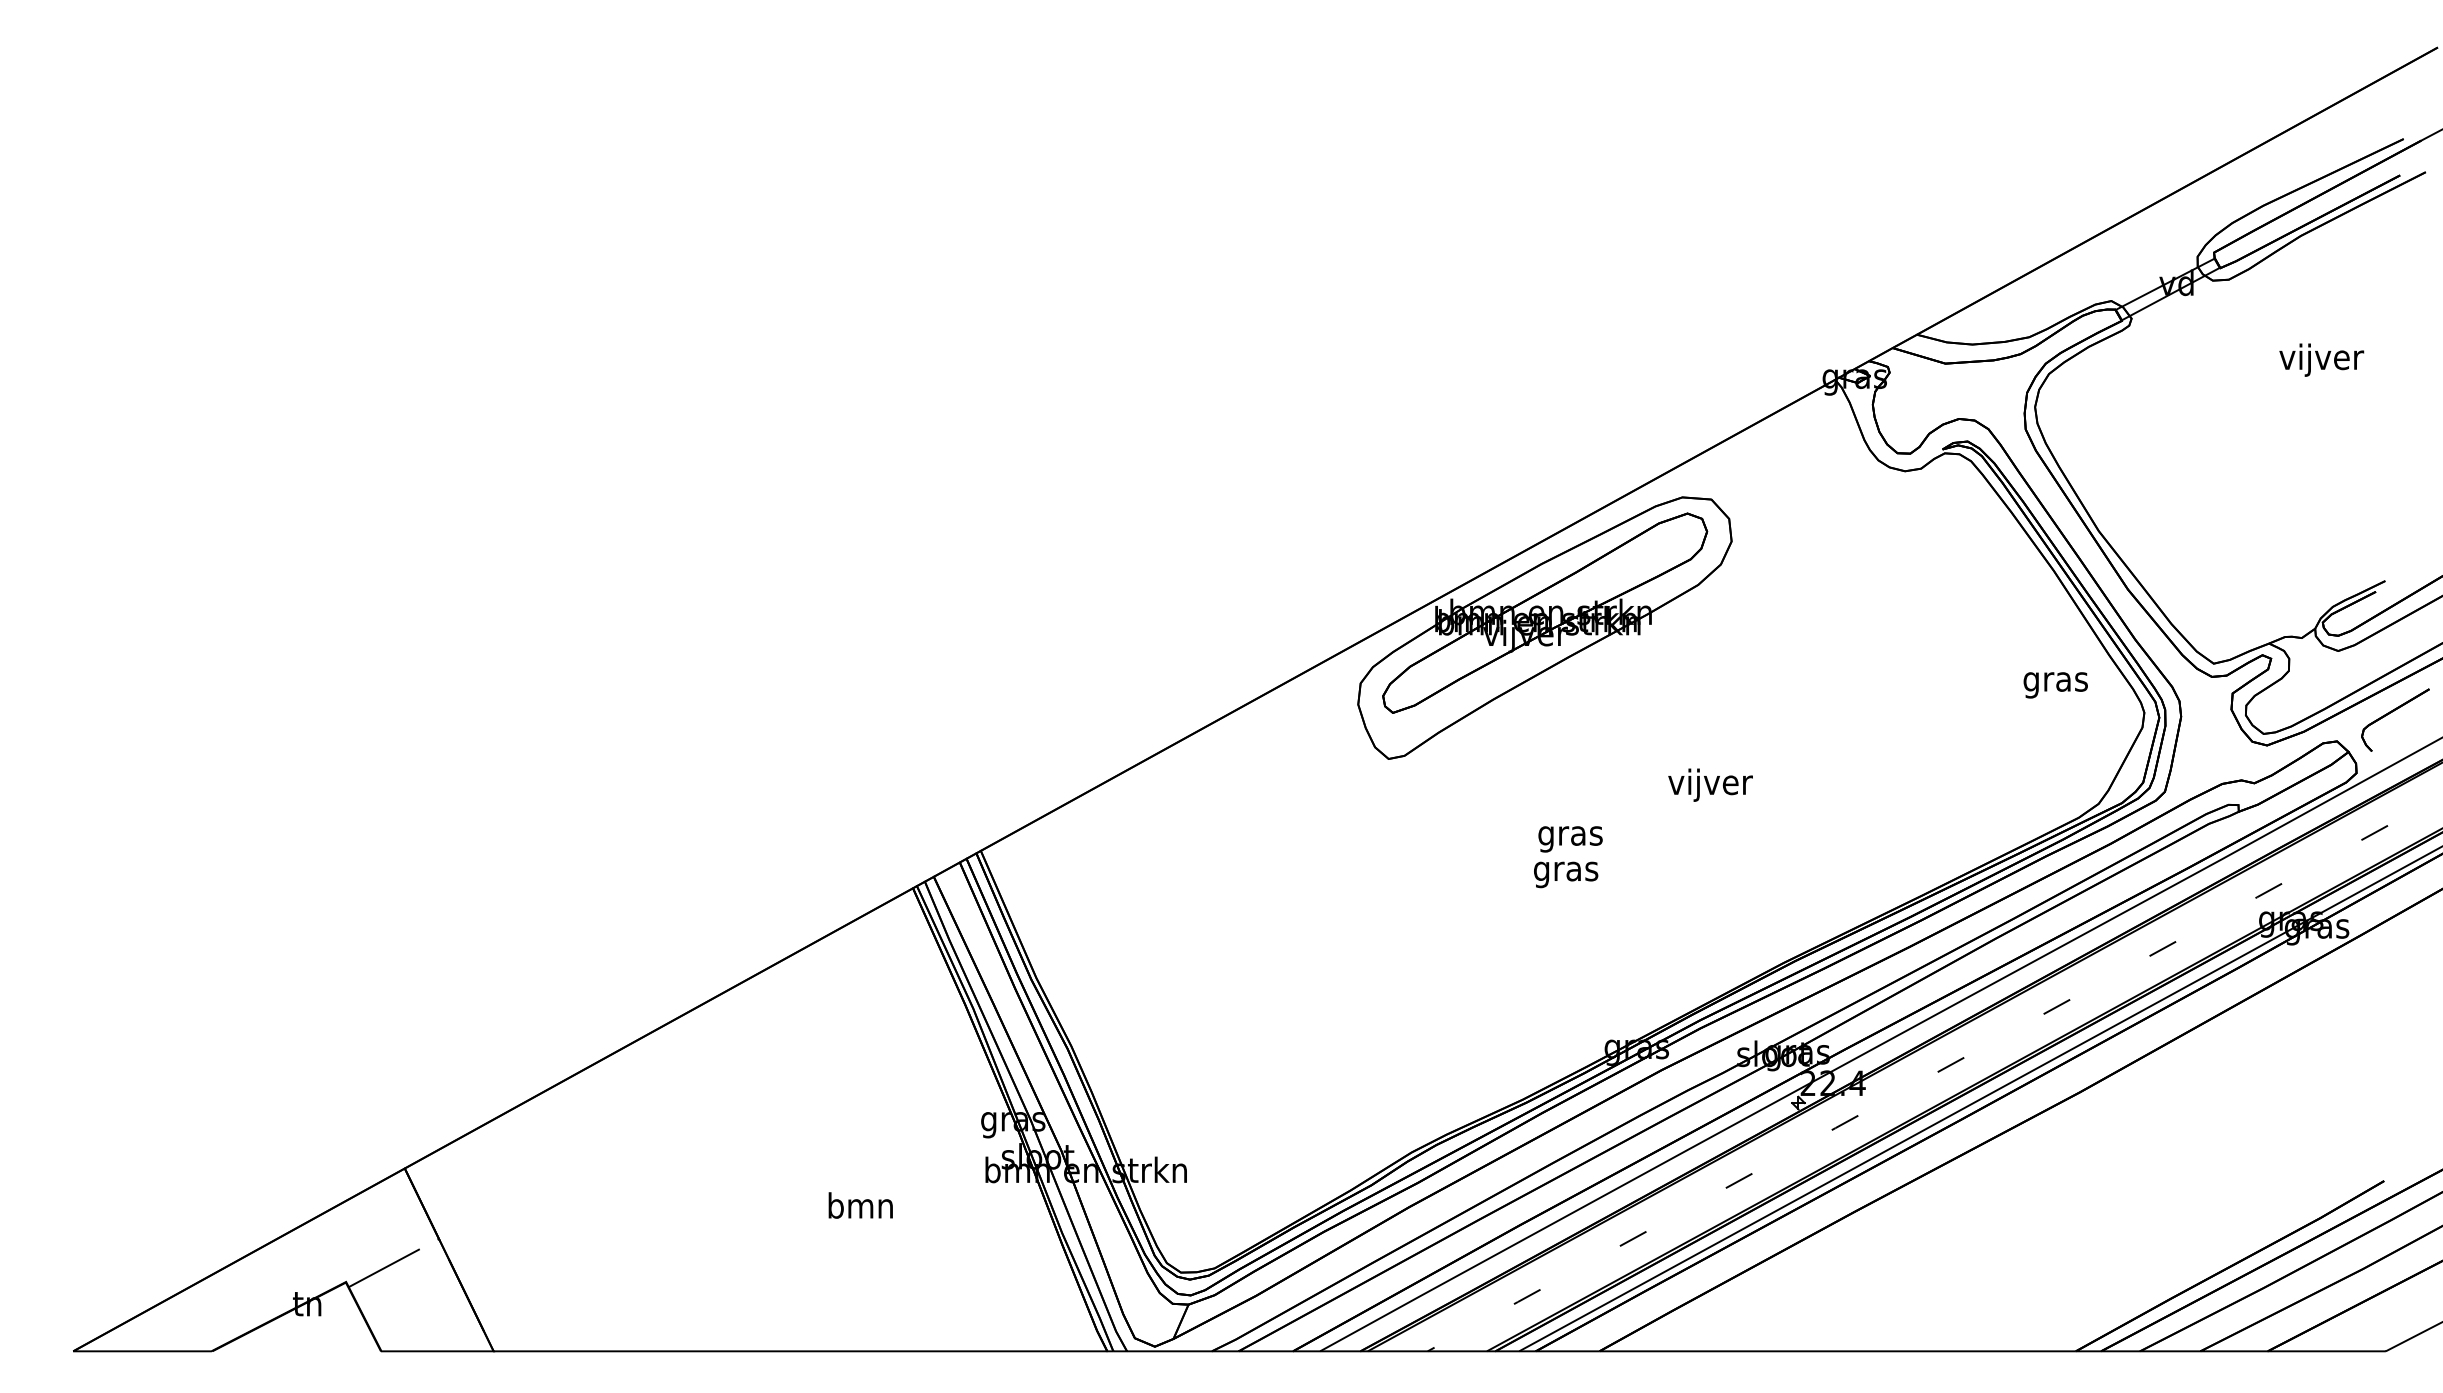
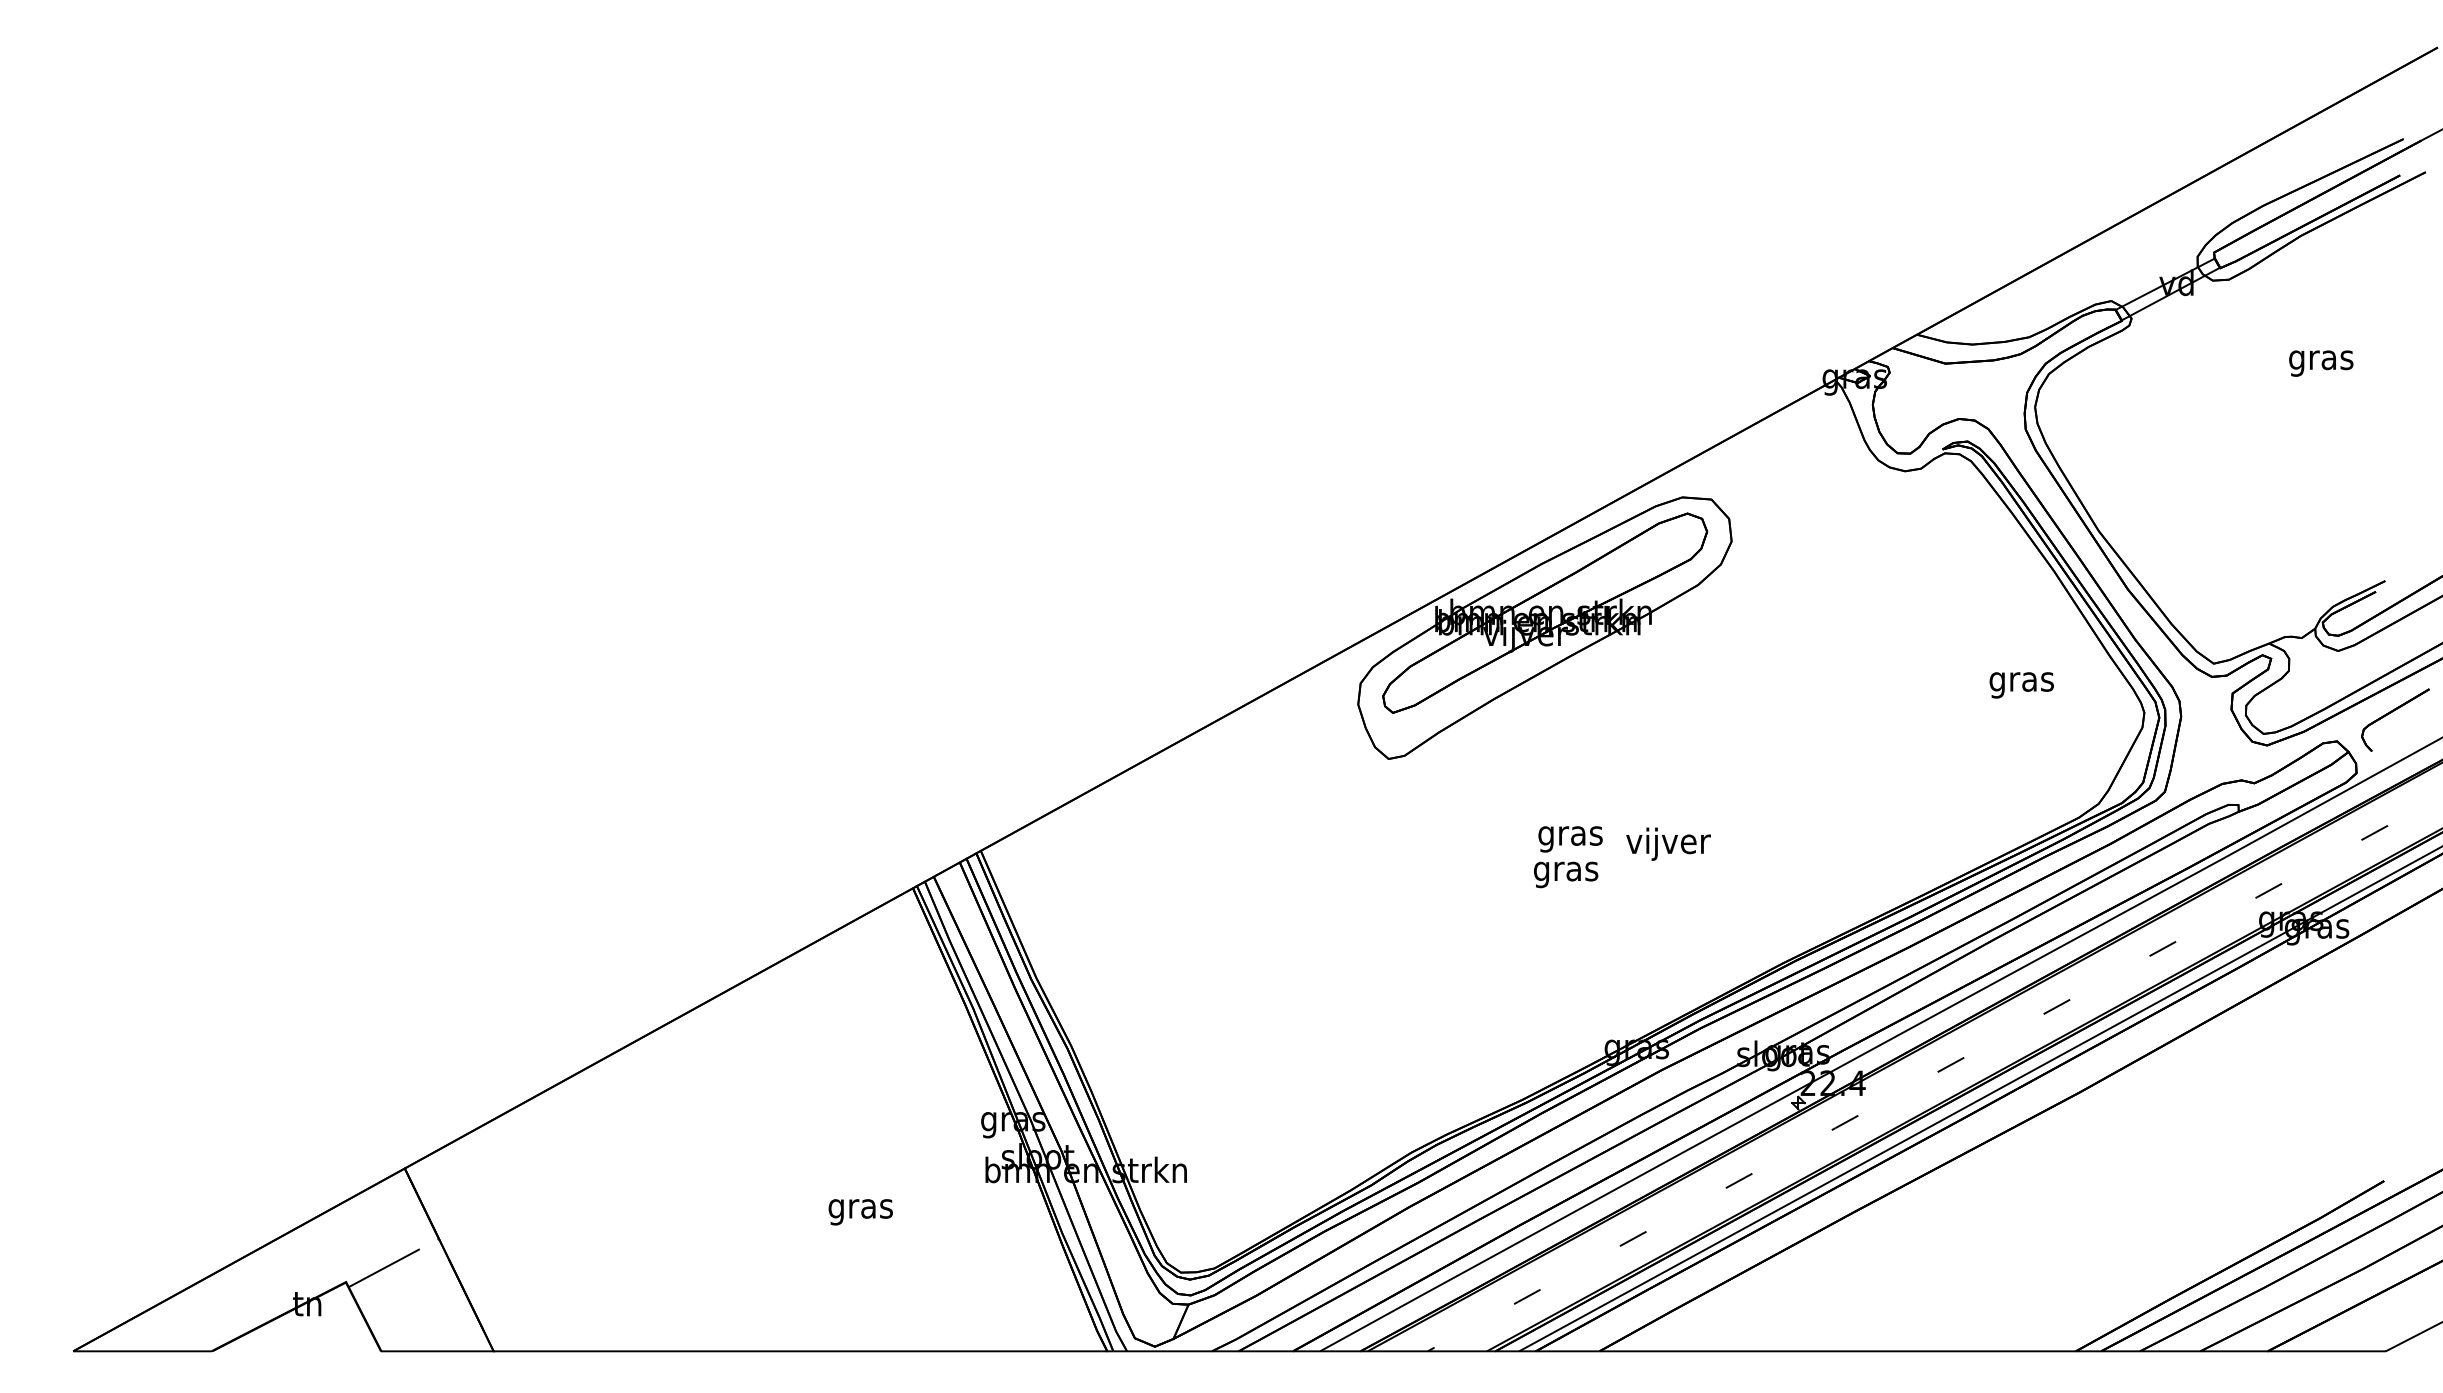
text: vijver -> gras (2321, 359)
text position: (2055, 685) -> (2021, 685) (2021, 685)
text position: (1710, 784) -> (1668, 843) (1668, 843)
text: bmn -> gras (860, 1208)
